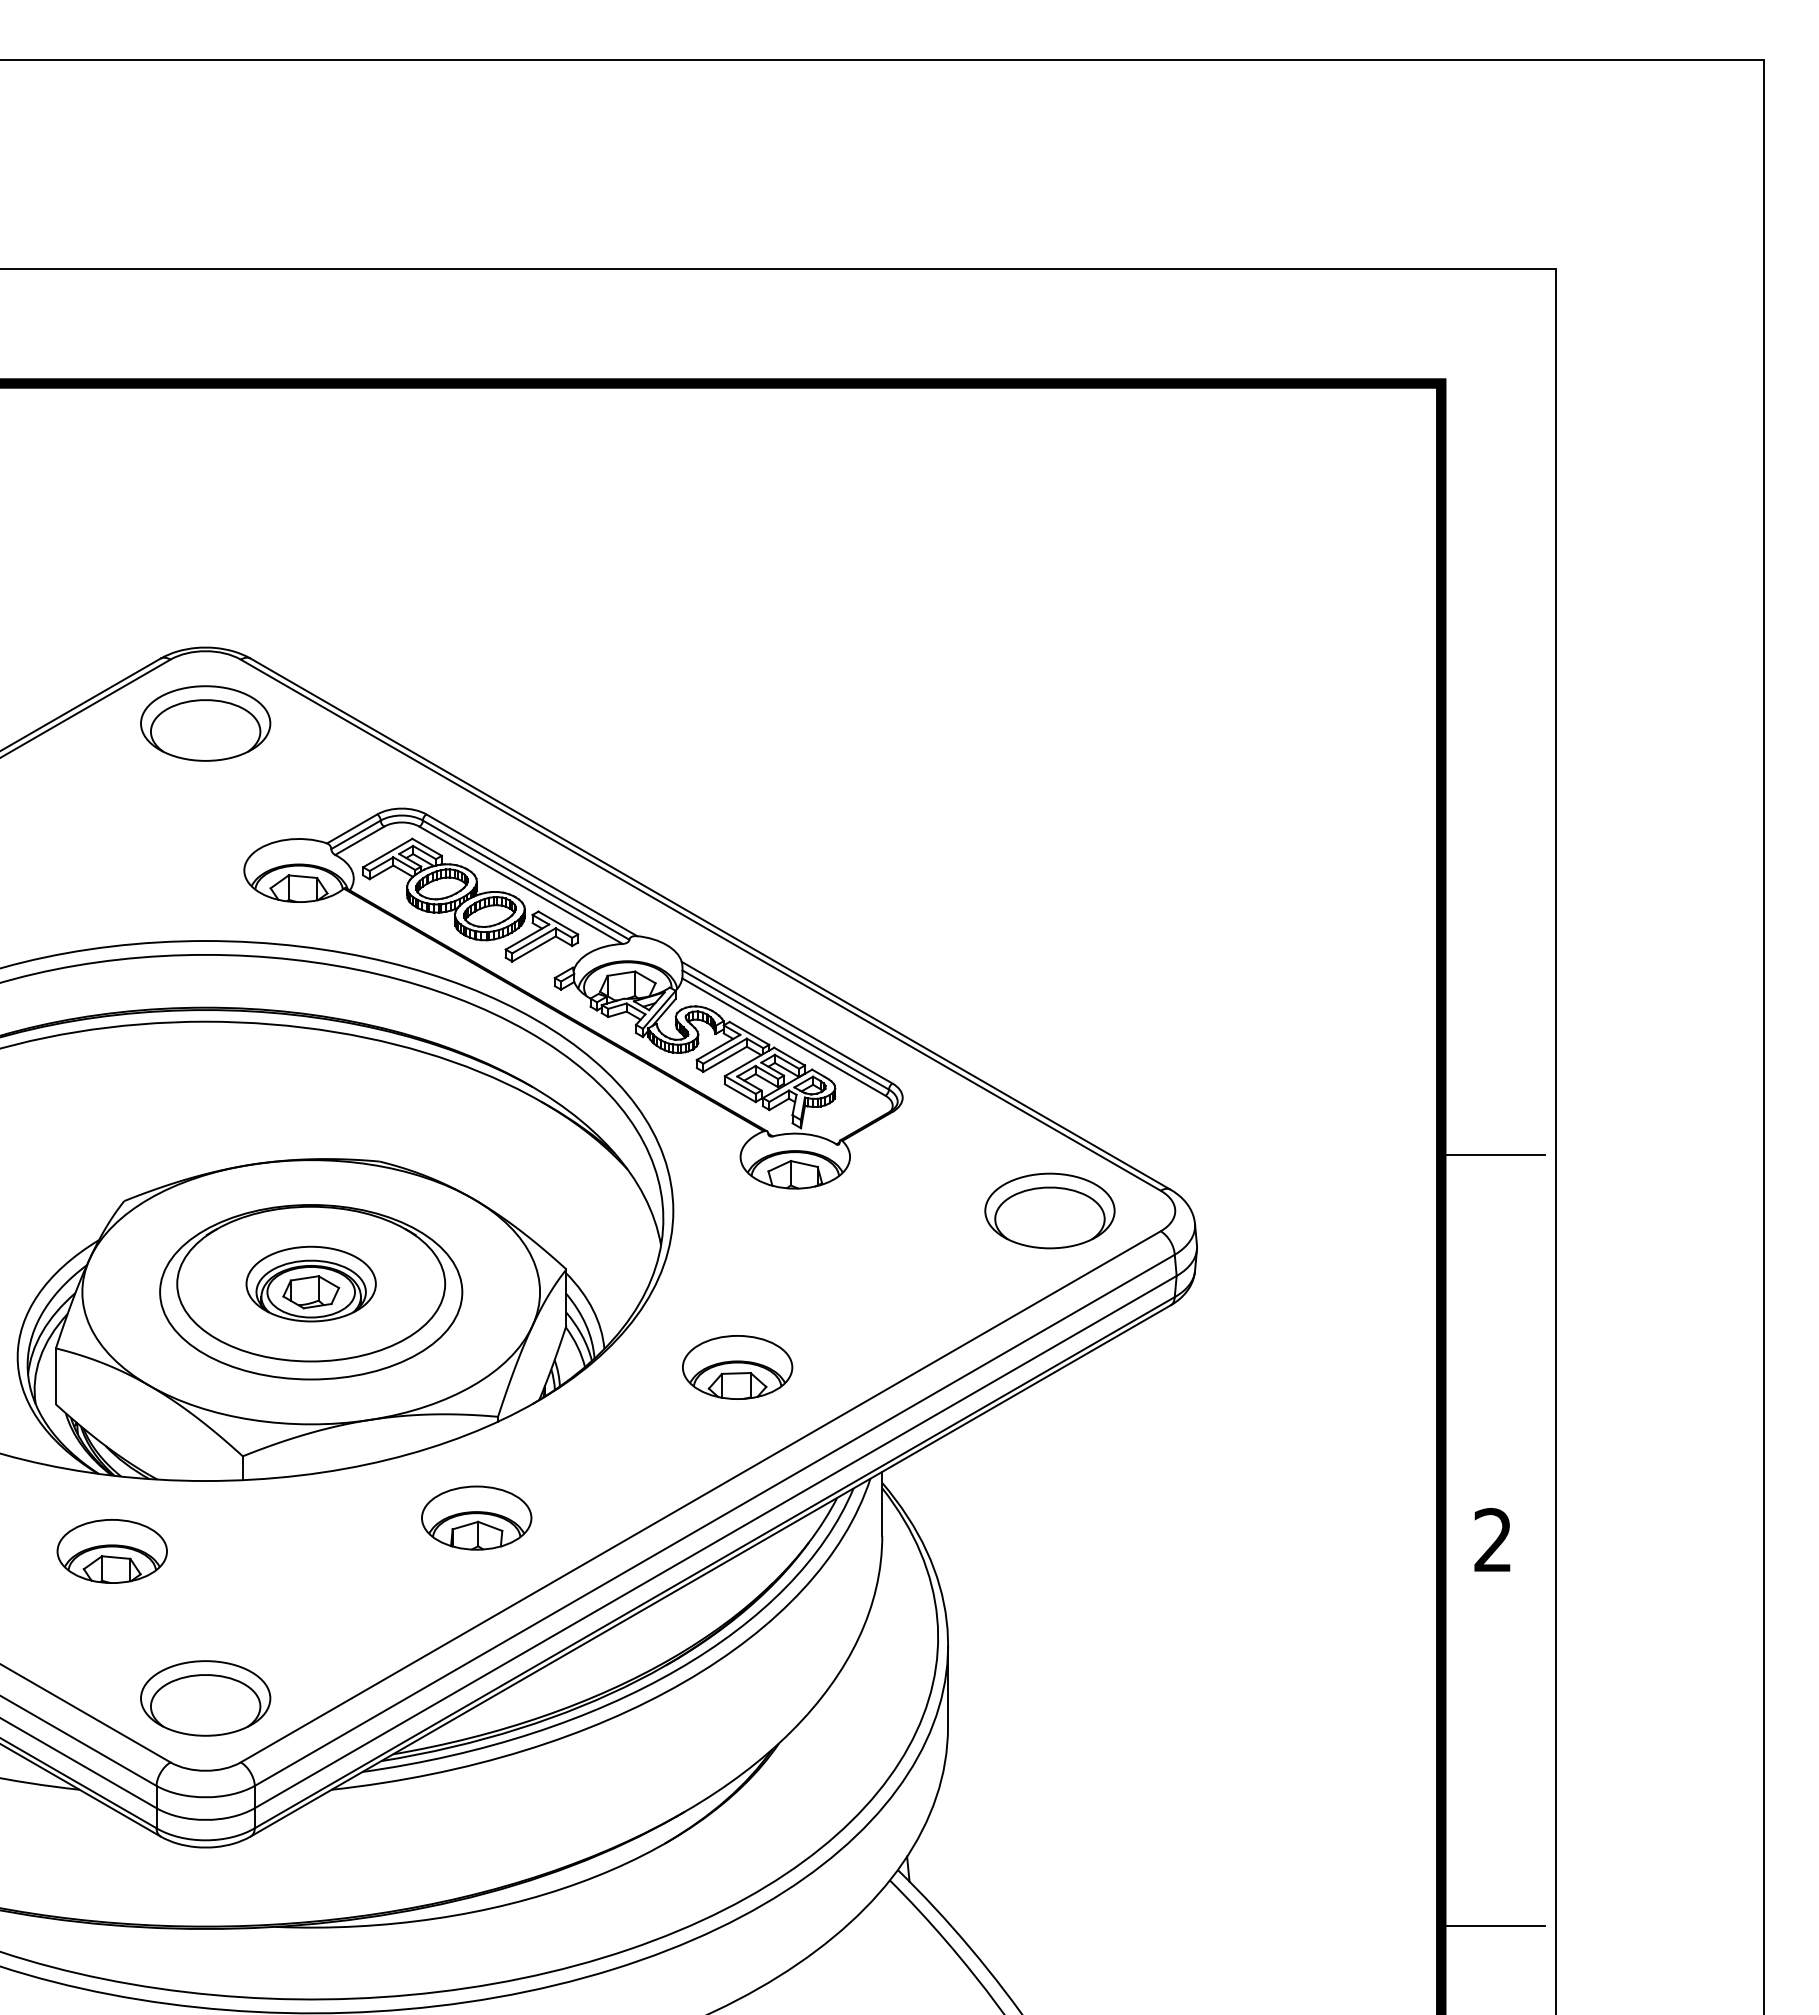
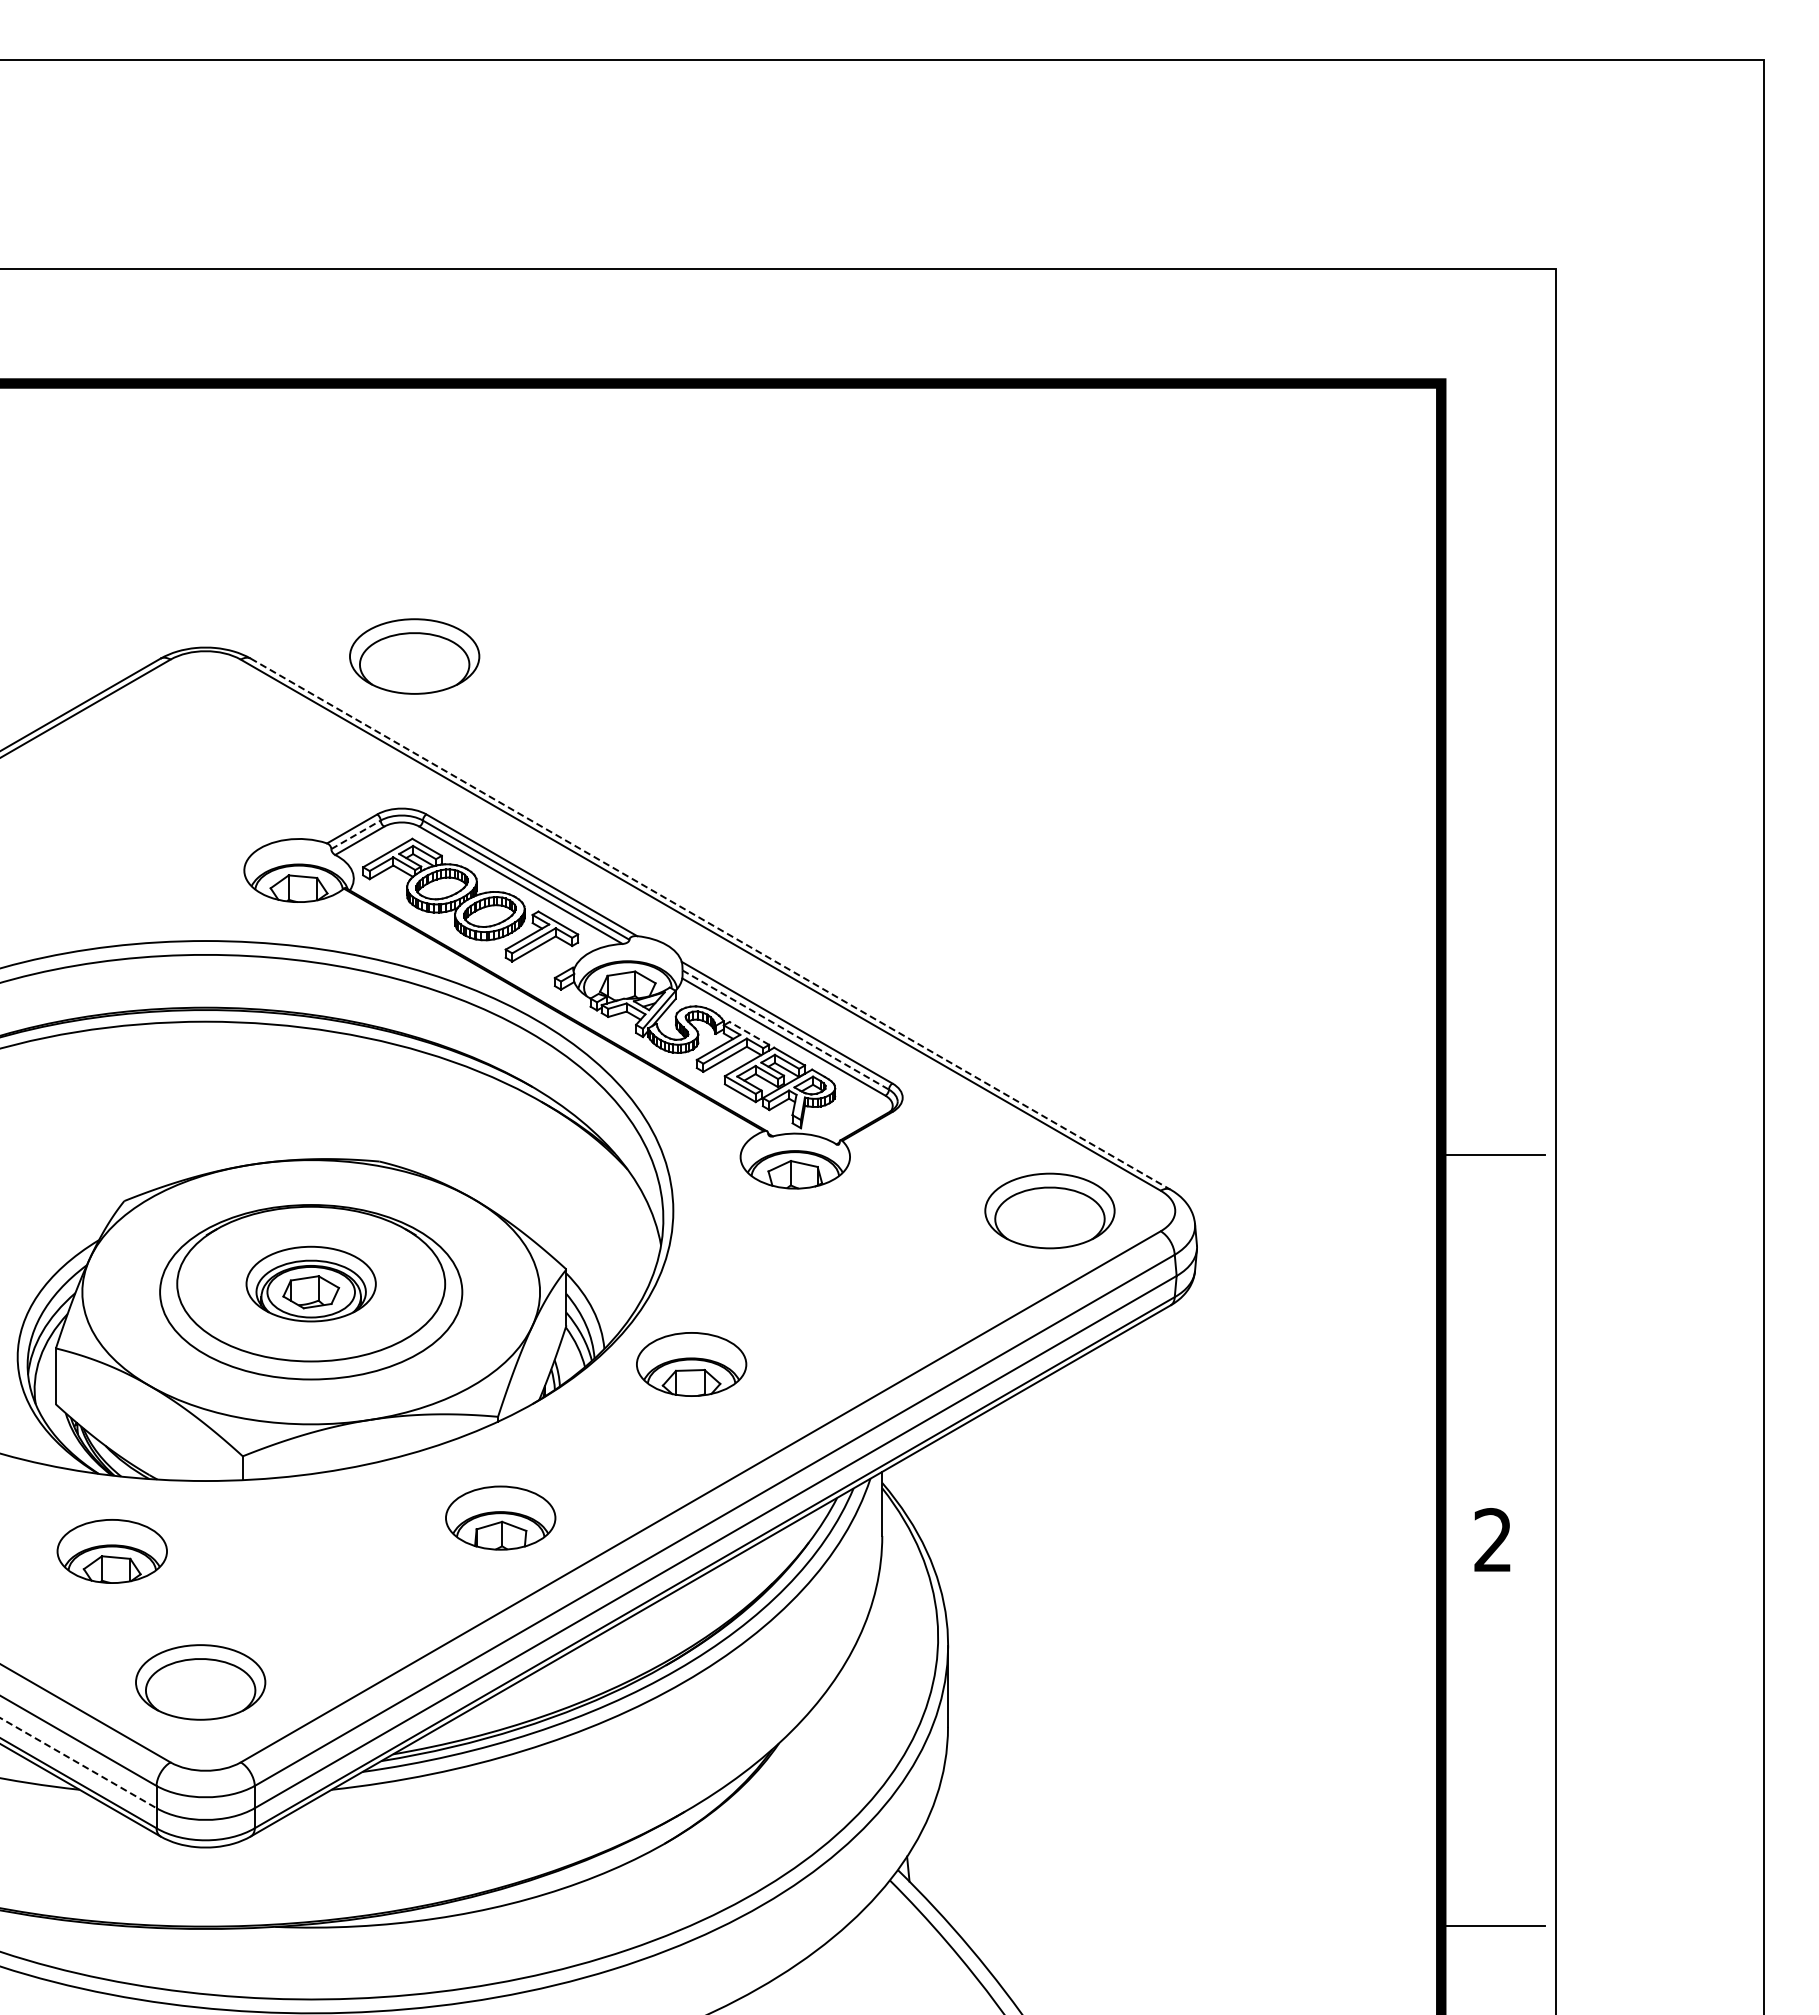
part position: (205, 723) -> (414, 656) (414, 656)
line: solid -> dashed (356, 834)
line: solid -> dashed (711, 924)
line: solid -> dashed (786, 1030)
line: solid -> dashed (749, 1033)
part position: (737, 1367) -> (691, 1364) (691, 1364)
part position: (476, 1517) -> (500, 1517) (500, 1517)
part position: (205, 1698) -> (200, 1682) (200, 1682)
line: solid -> dashed (78, 1763)
